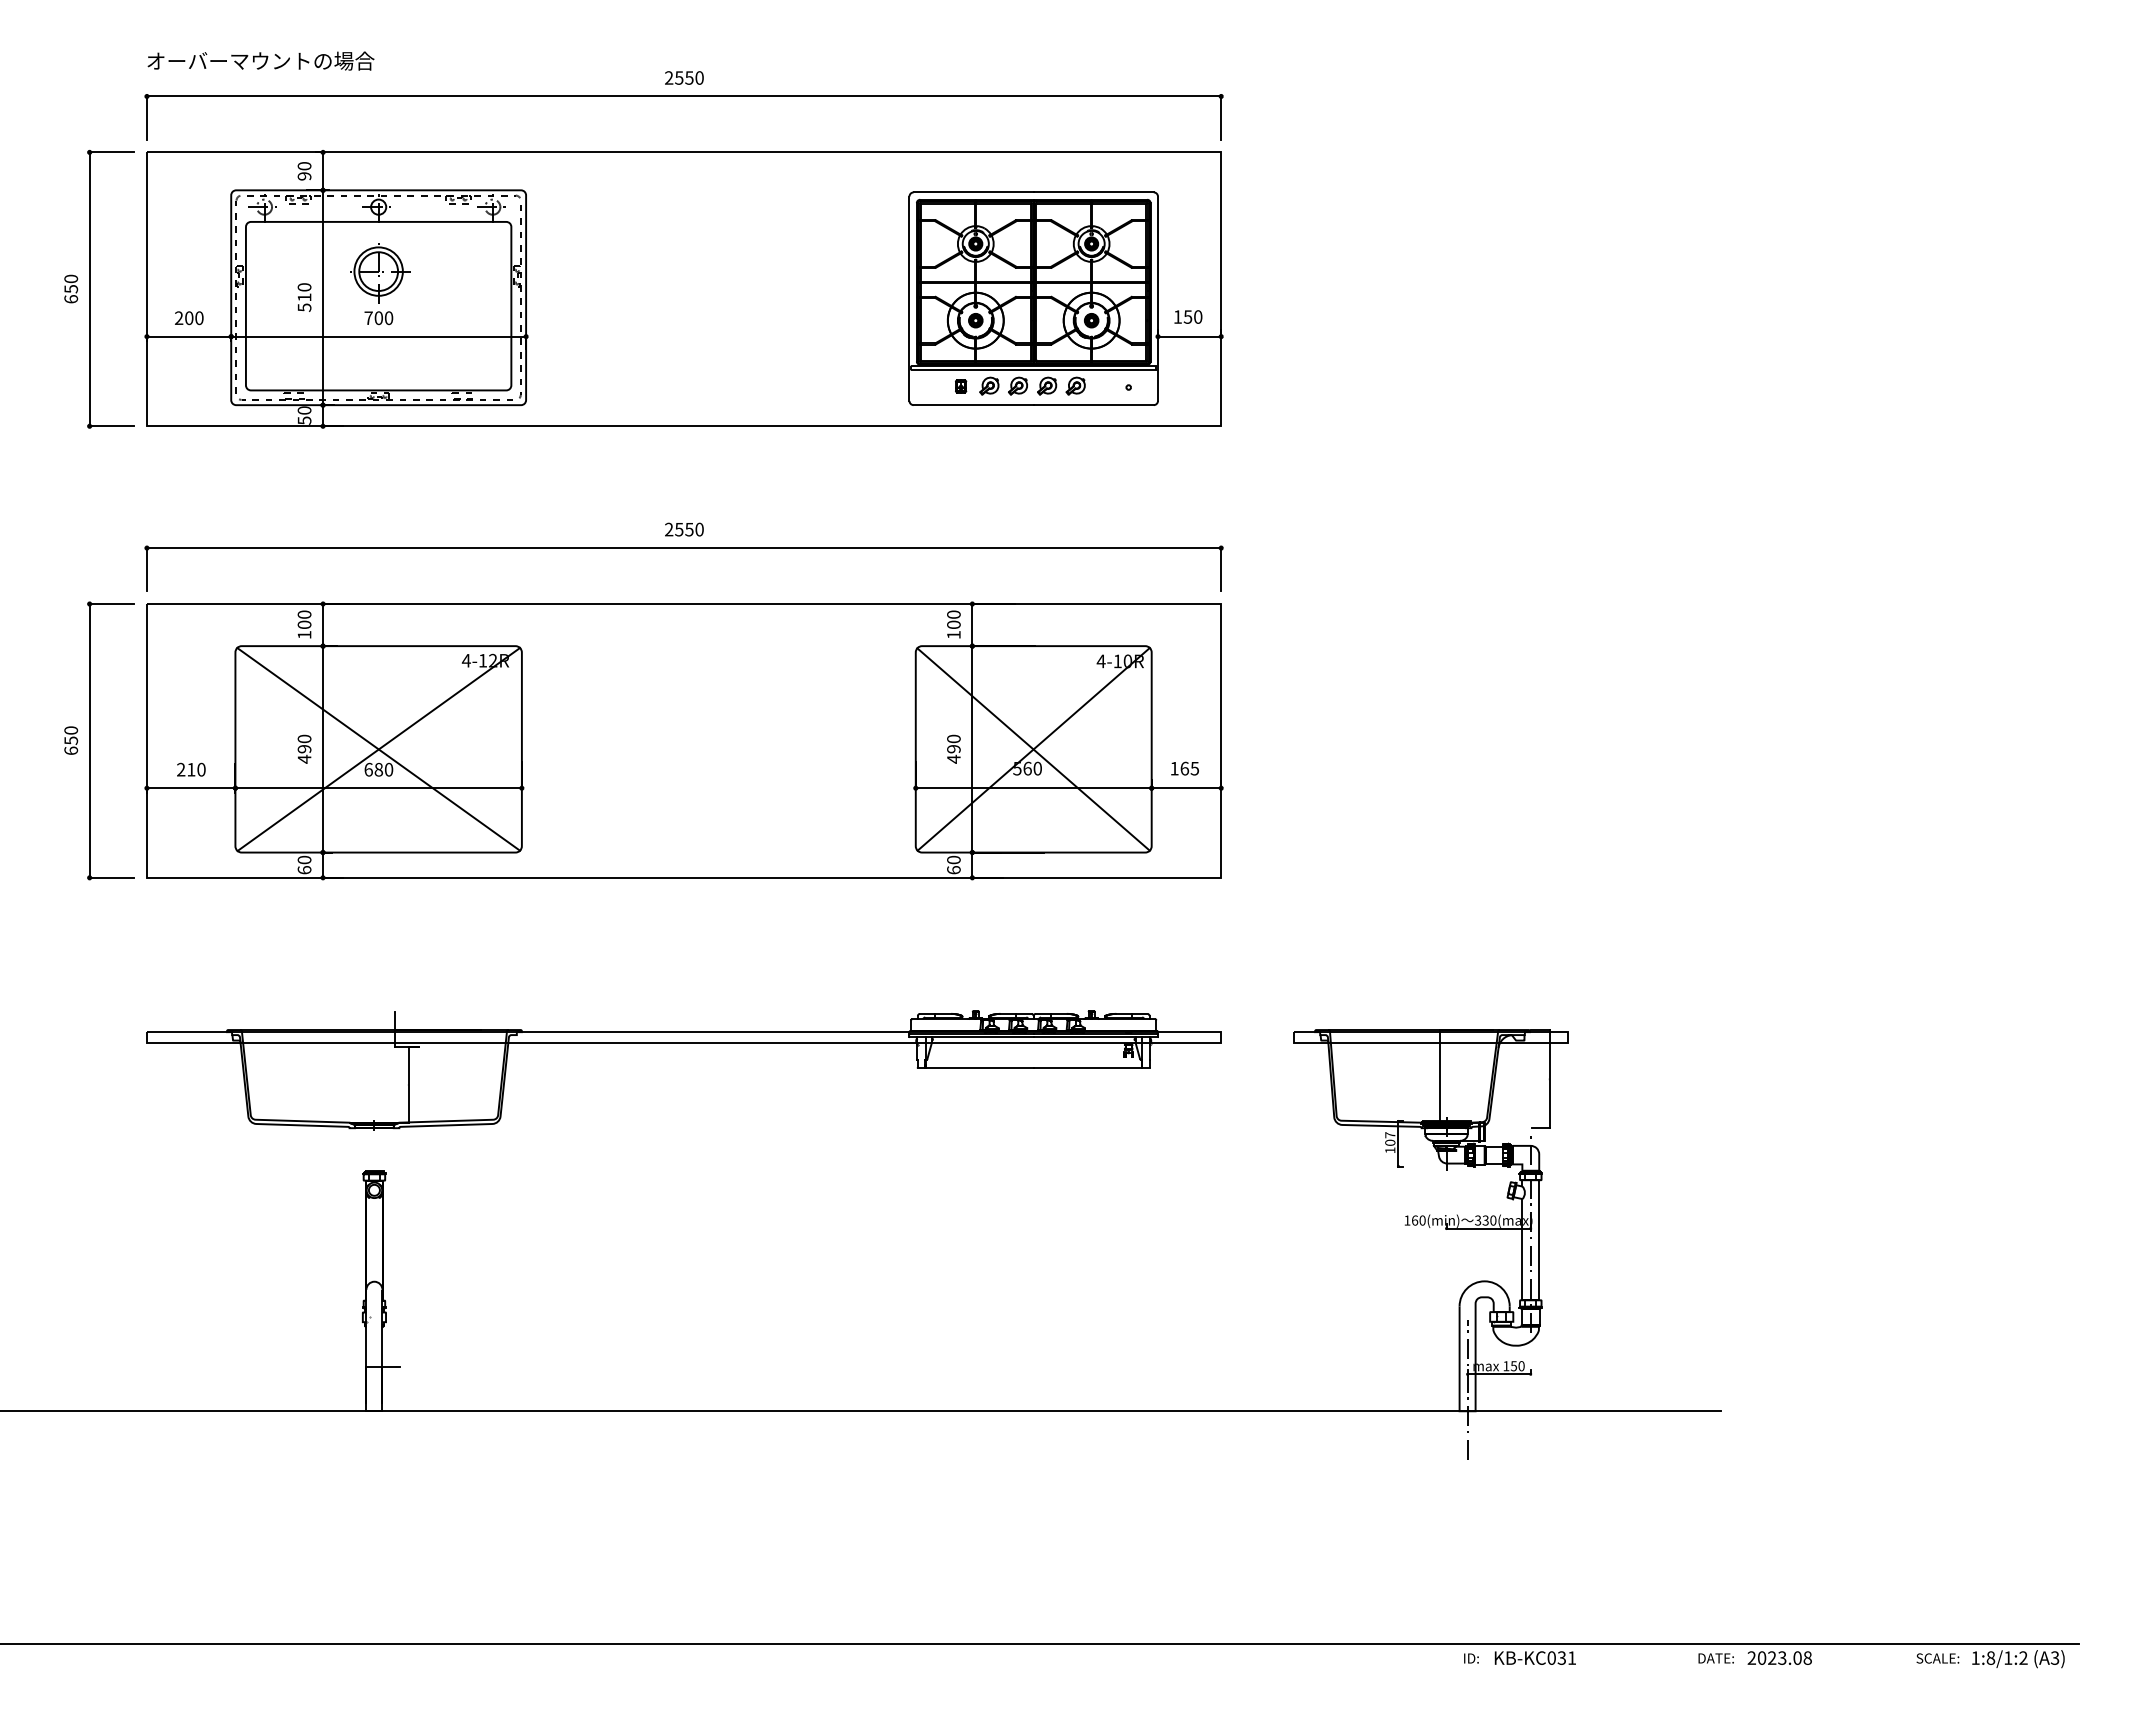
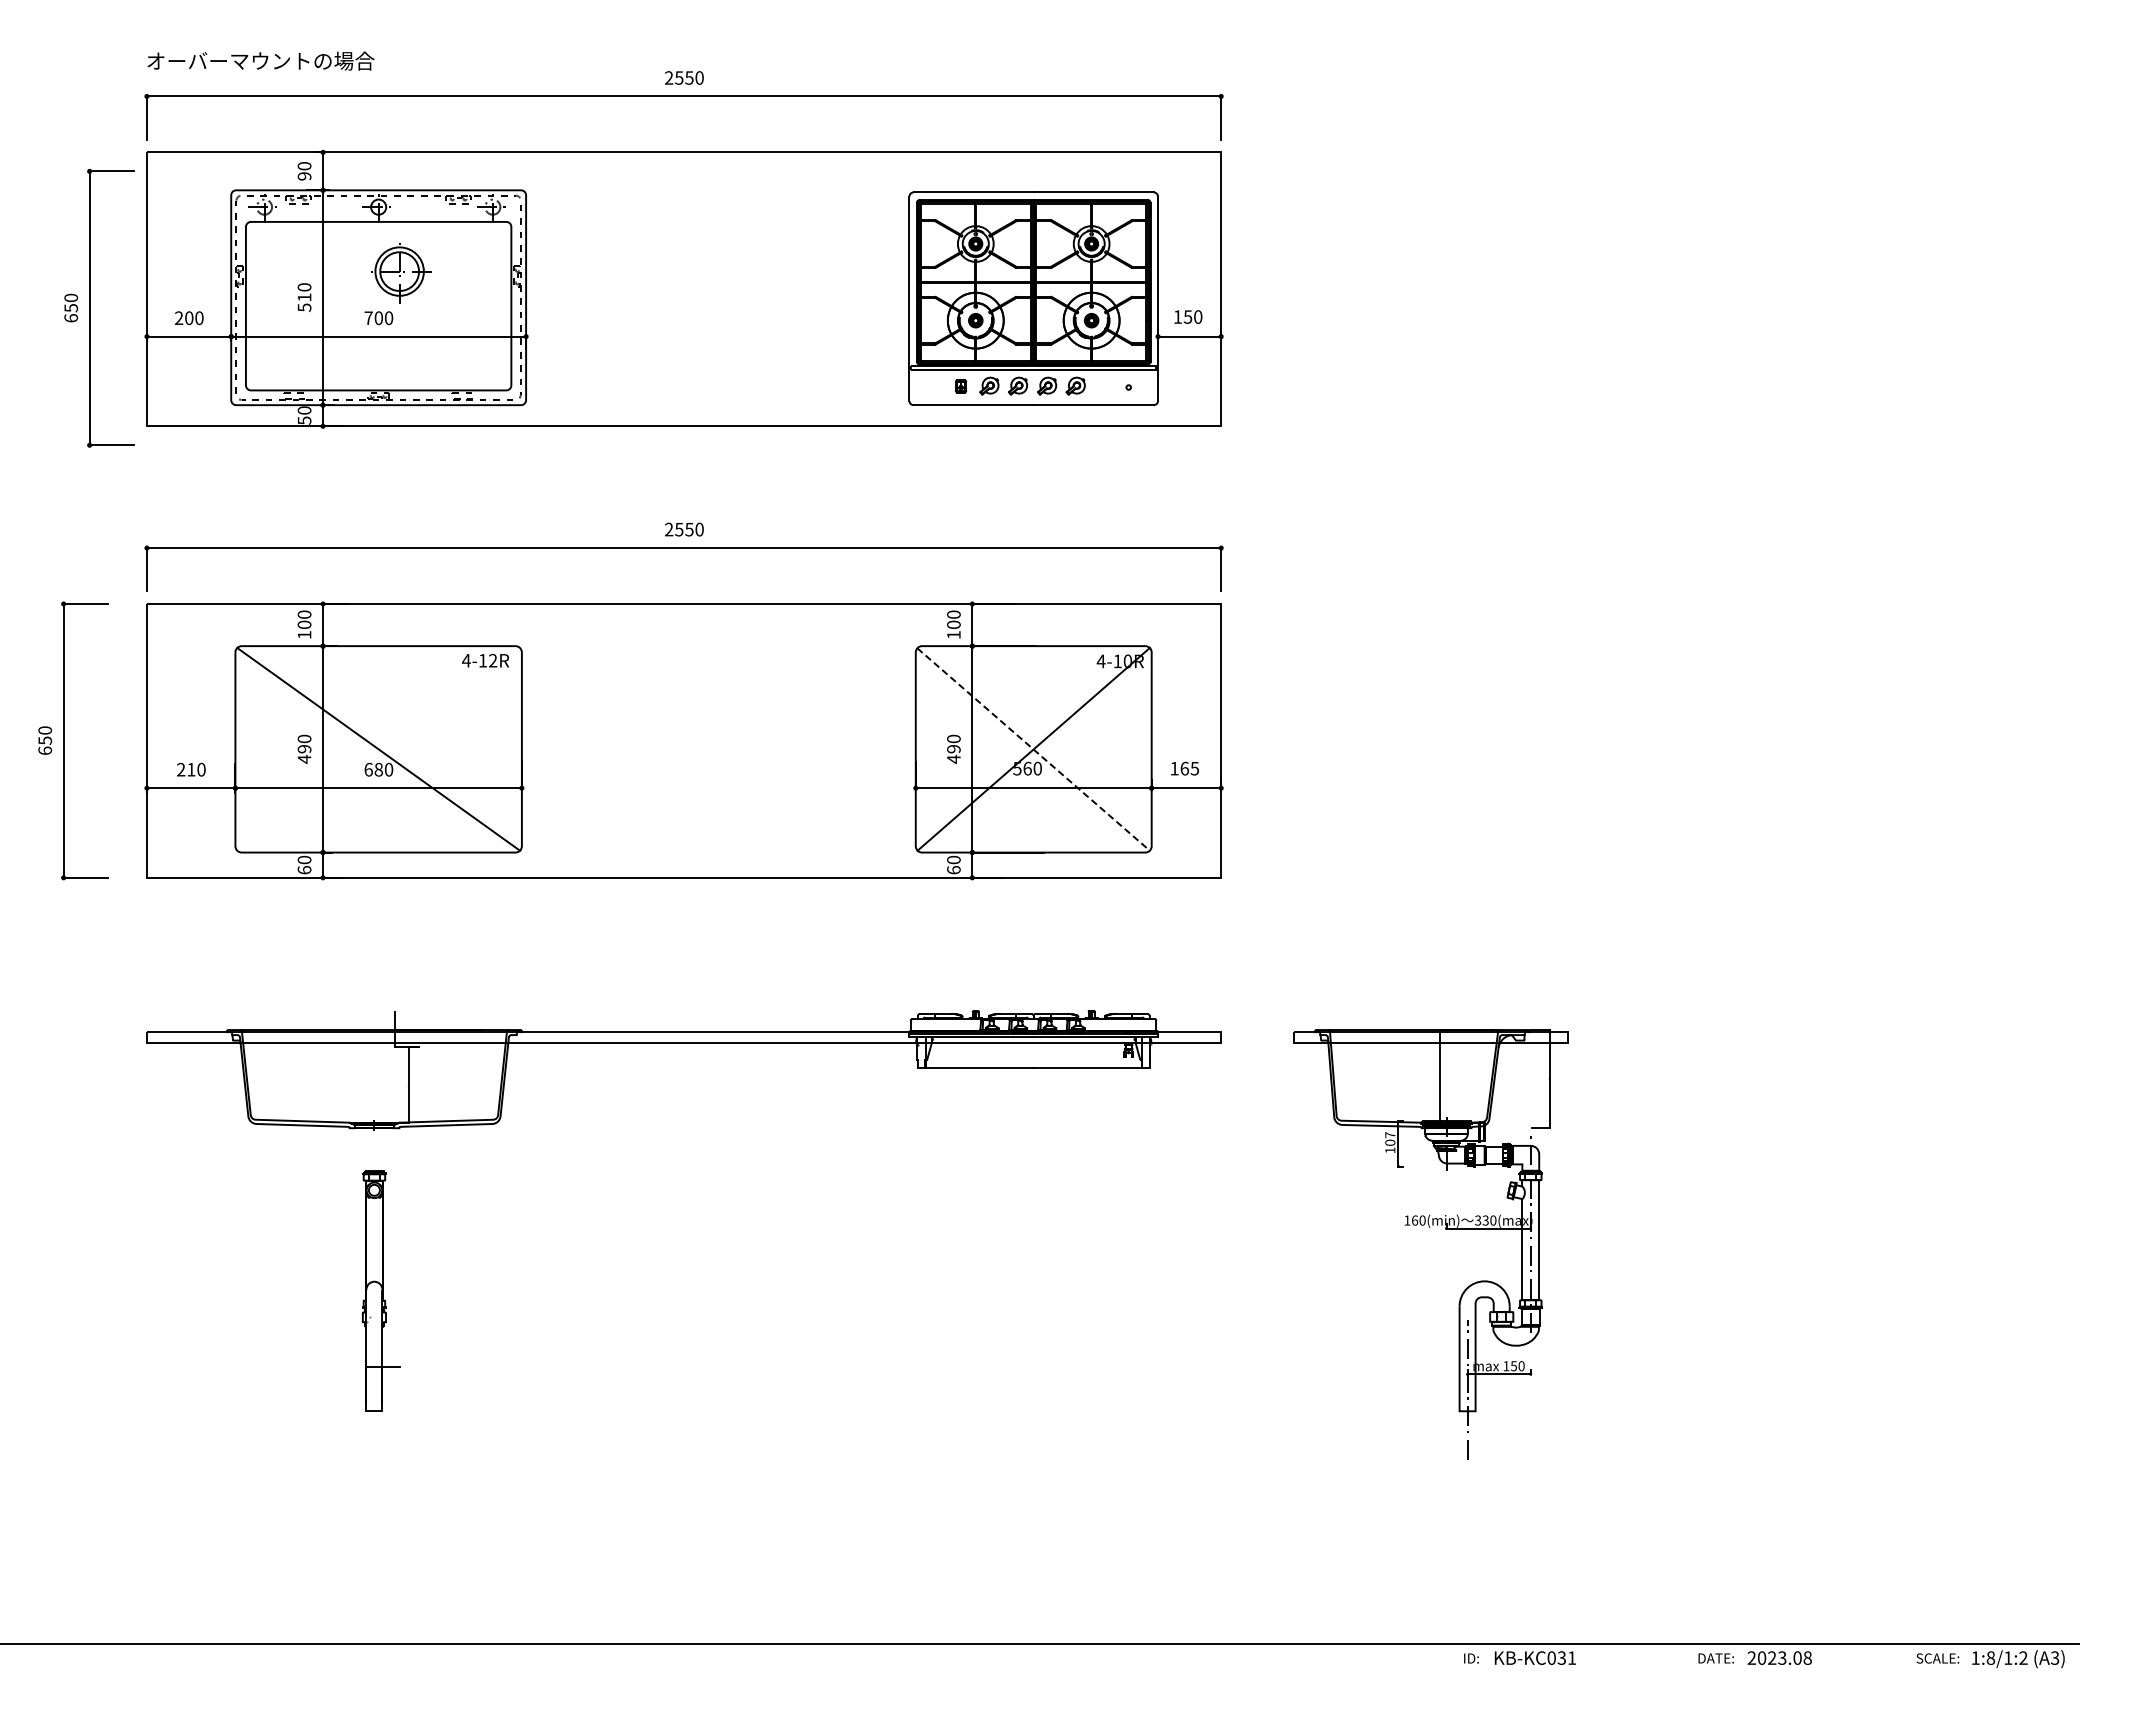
part position: (380, 273) -> (401, 273) (401, 273)
part position: (90, 288) -> (90, 307) (90, 307)
part position: (90, 740) -> (64, 740) (64, 740)
line: present -> none (378, 749)
line: solid -> dashed (1033, 749)
line: present -> none (861, 1411)
